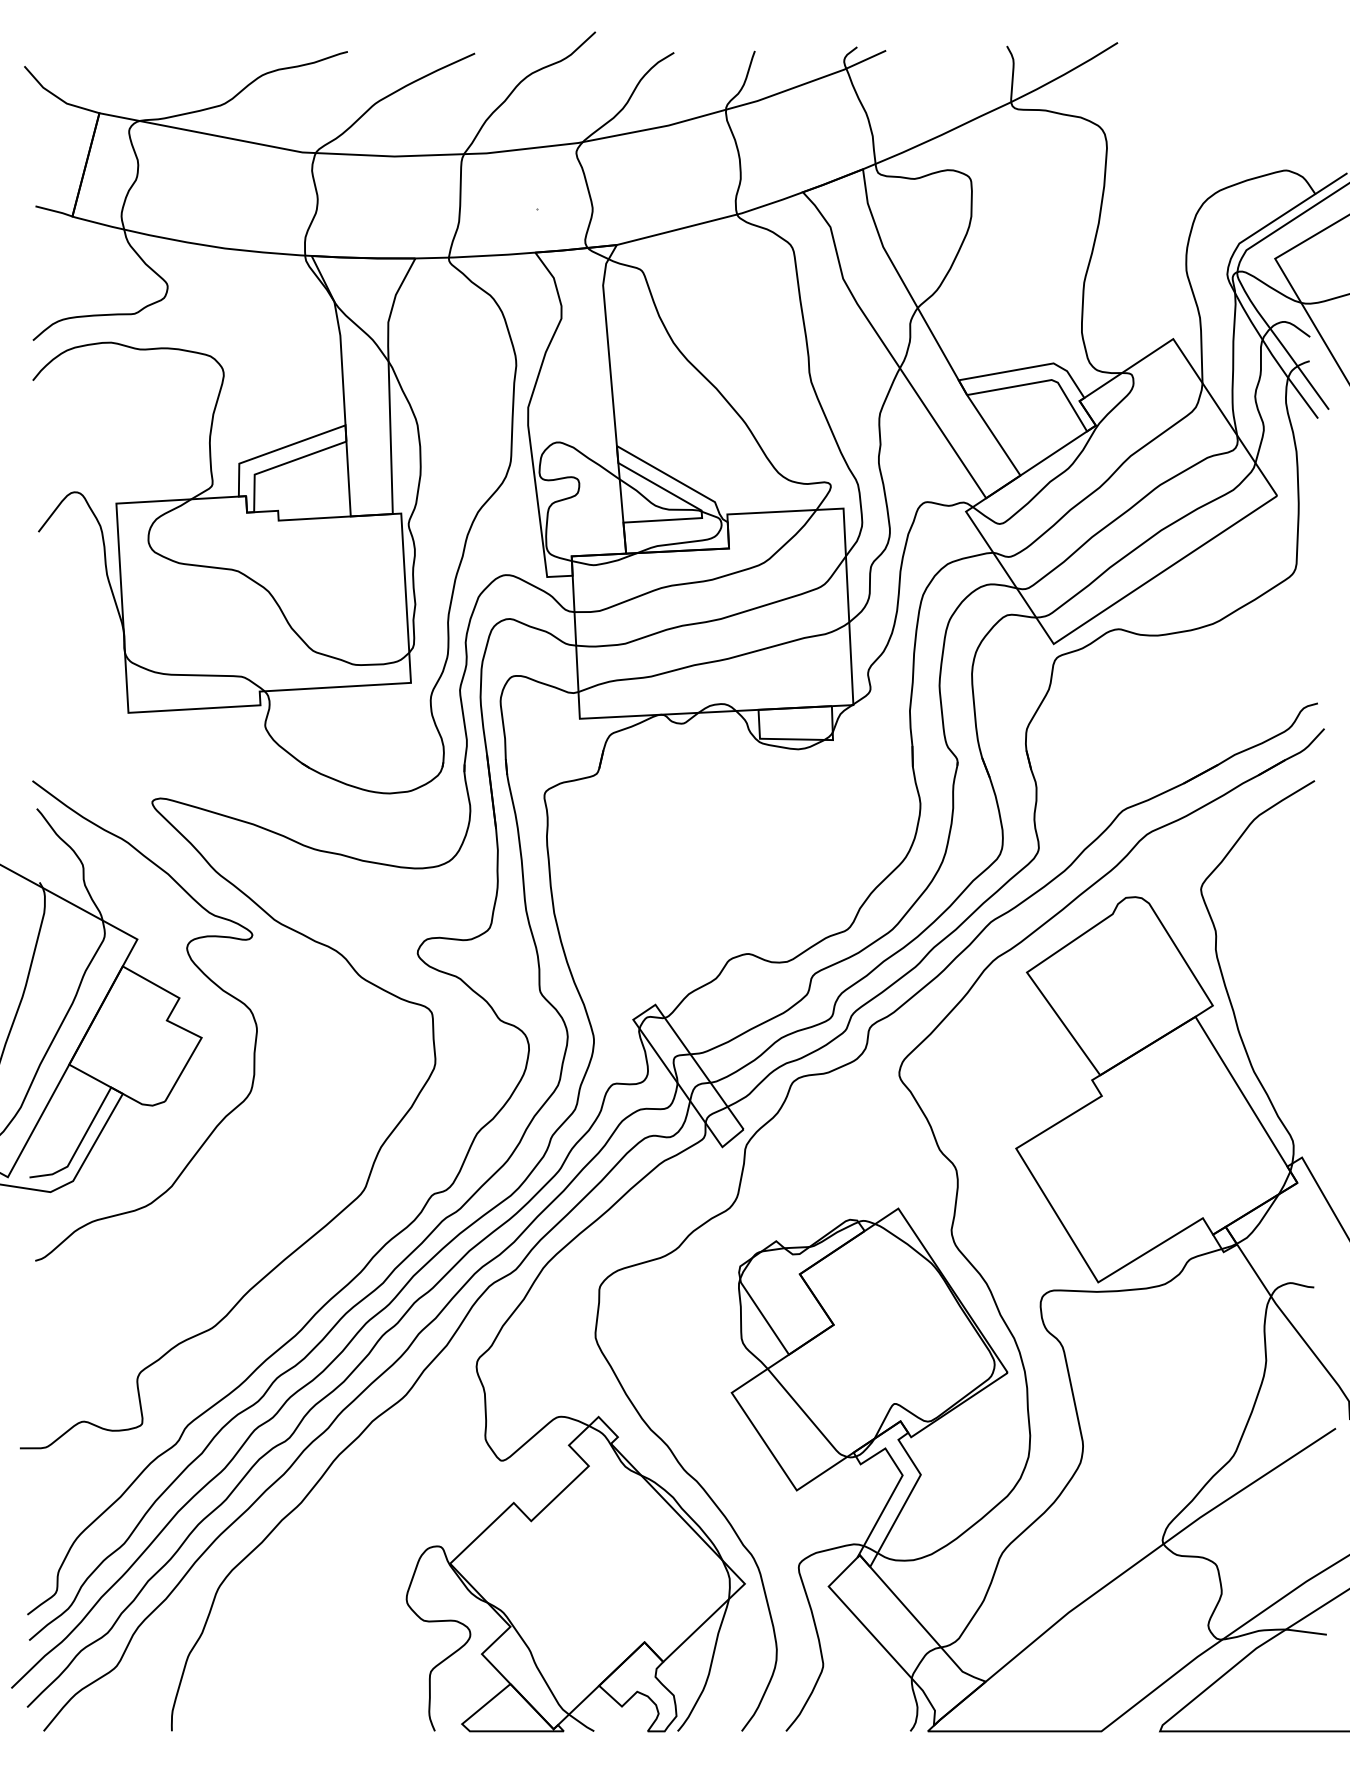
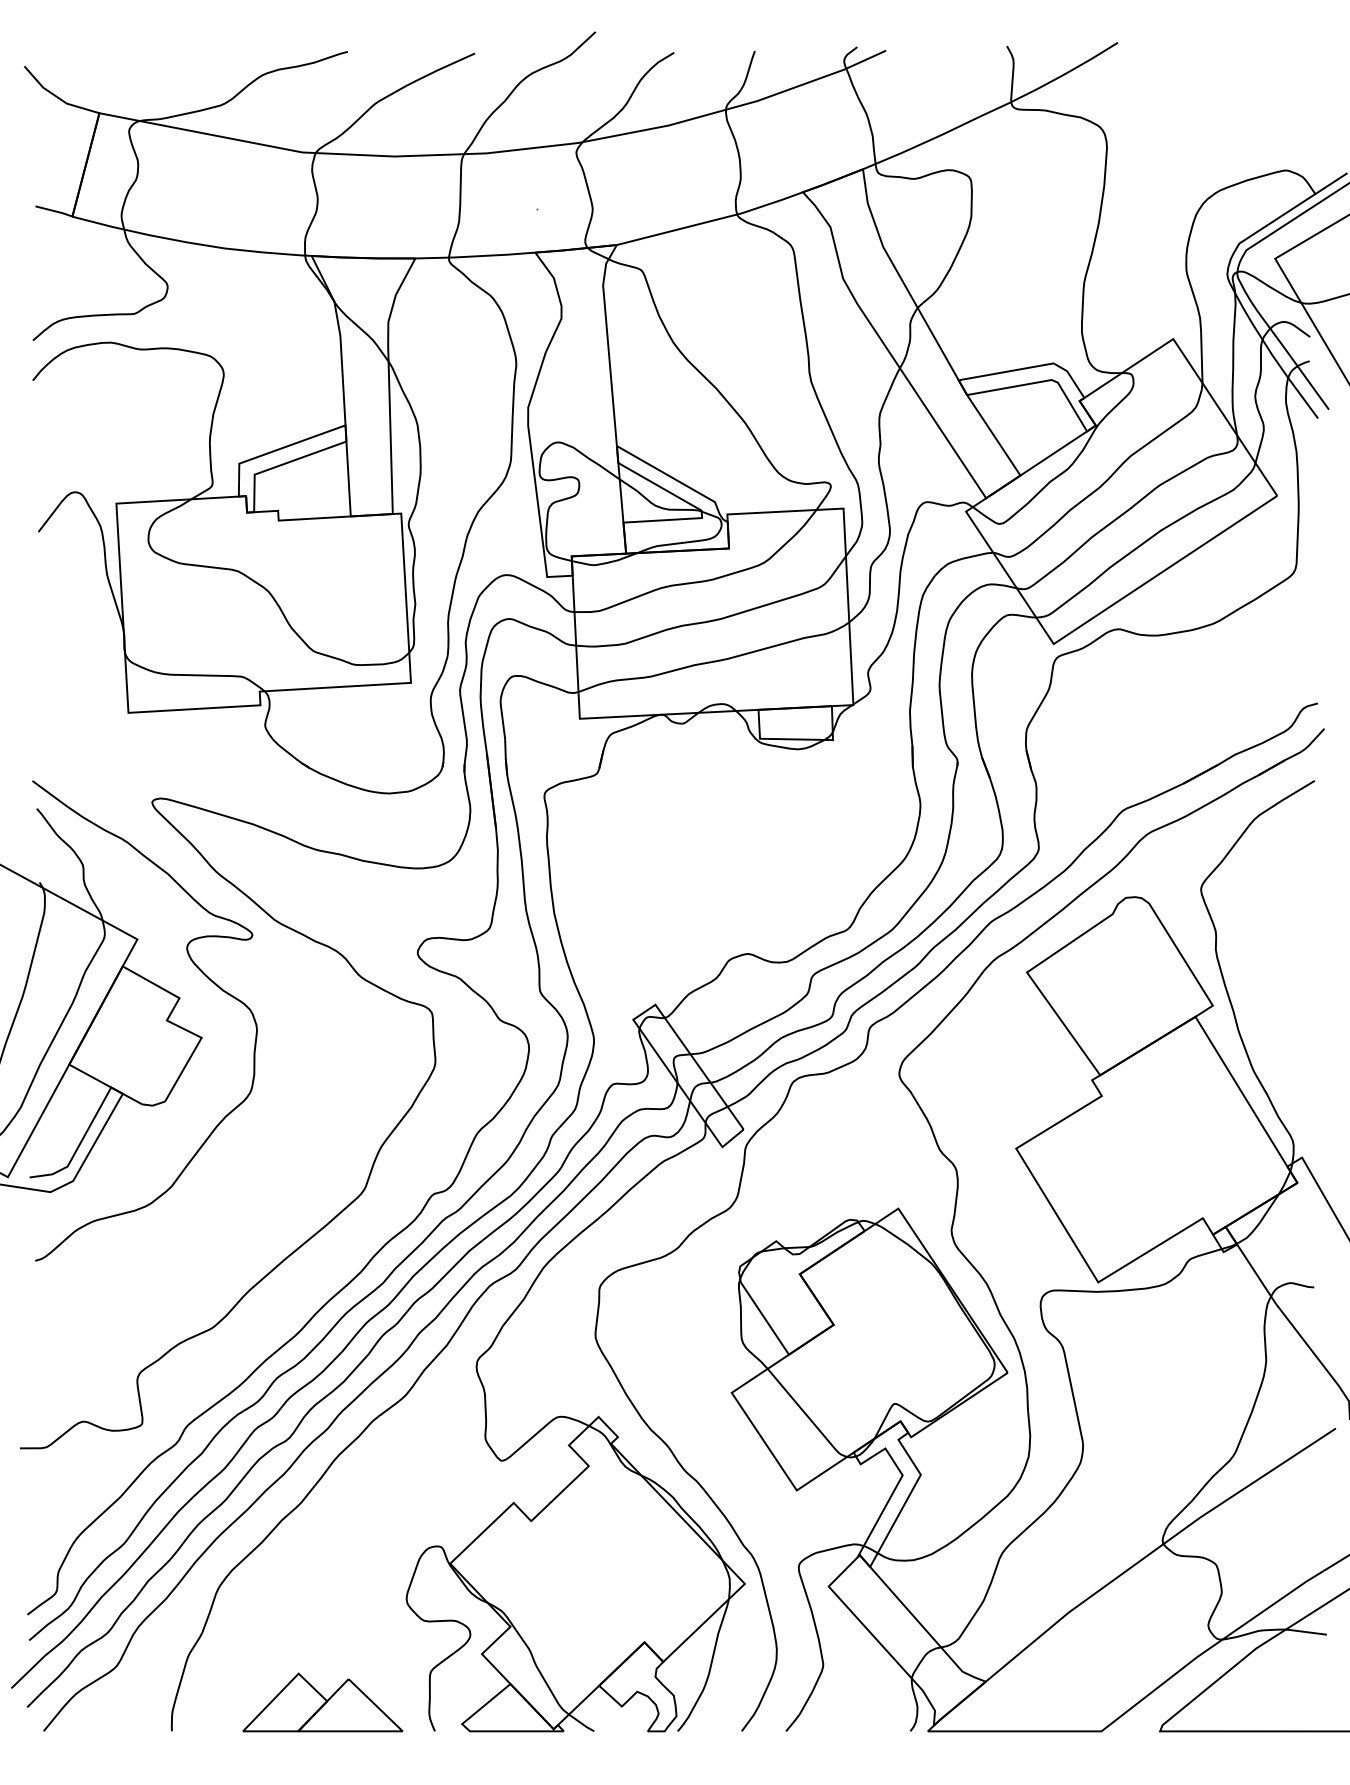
part: none -> present (322, 1702)
